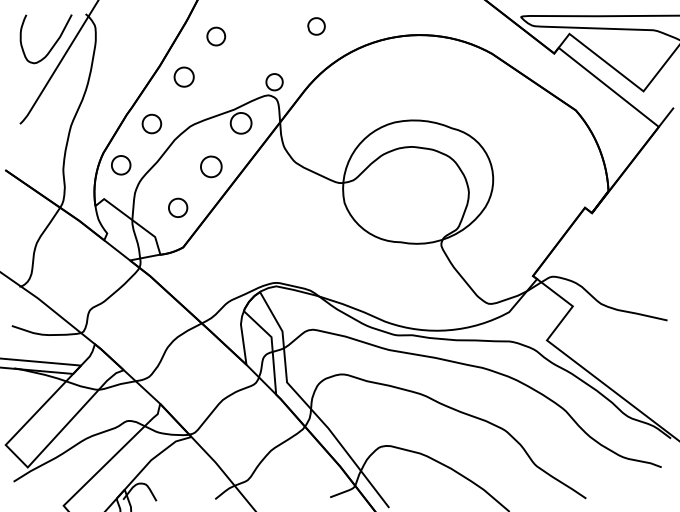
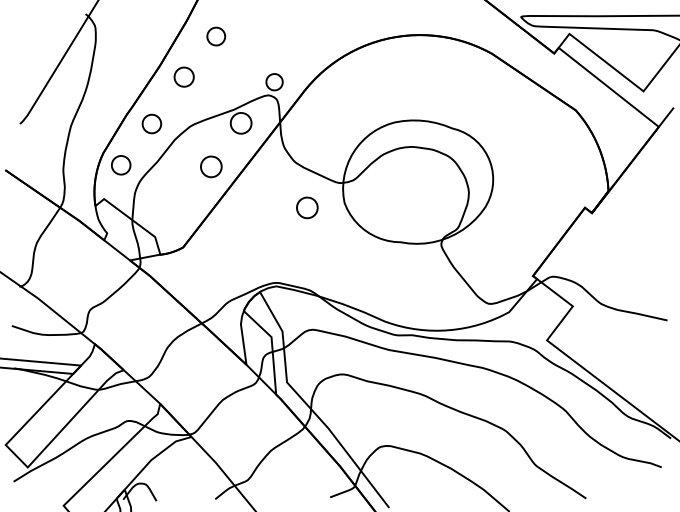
part: present -> none (316, 26)
curve: present -> none (52, 45)
part: present -> none (178, 207)
part: none -> present (307, 207)
